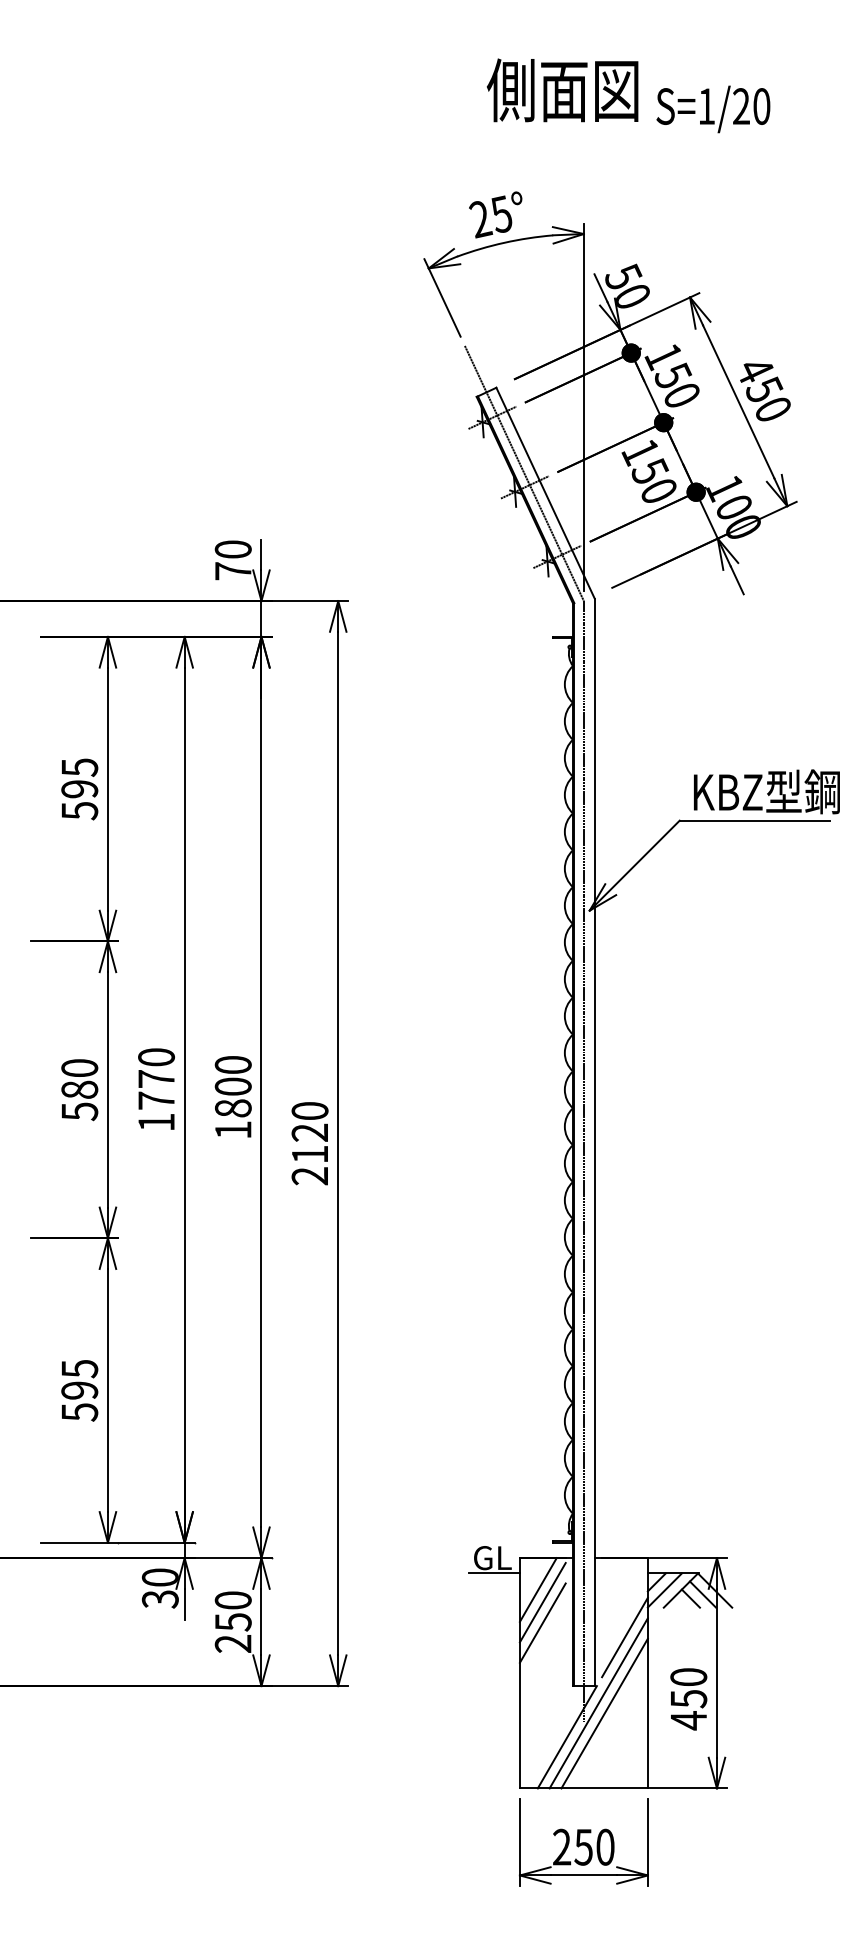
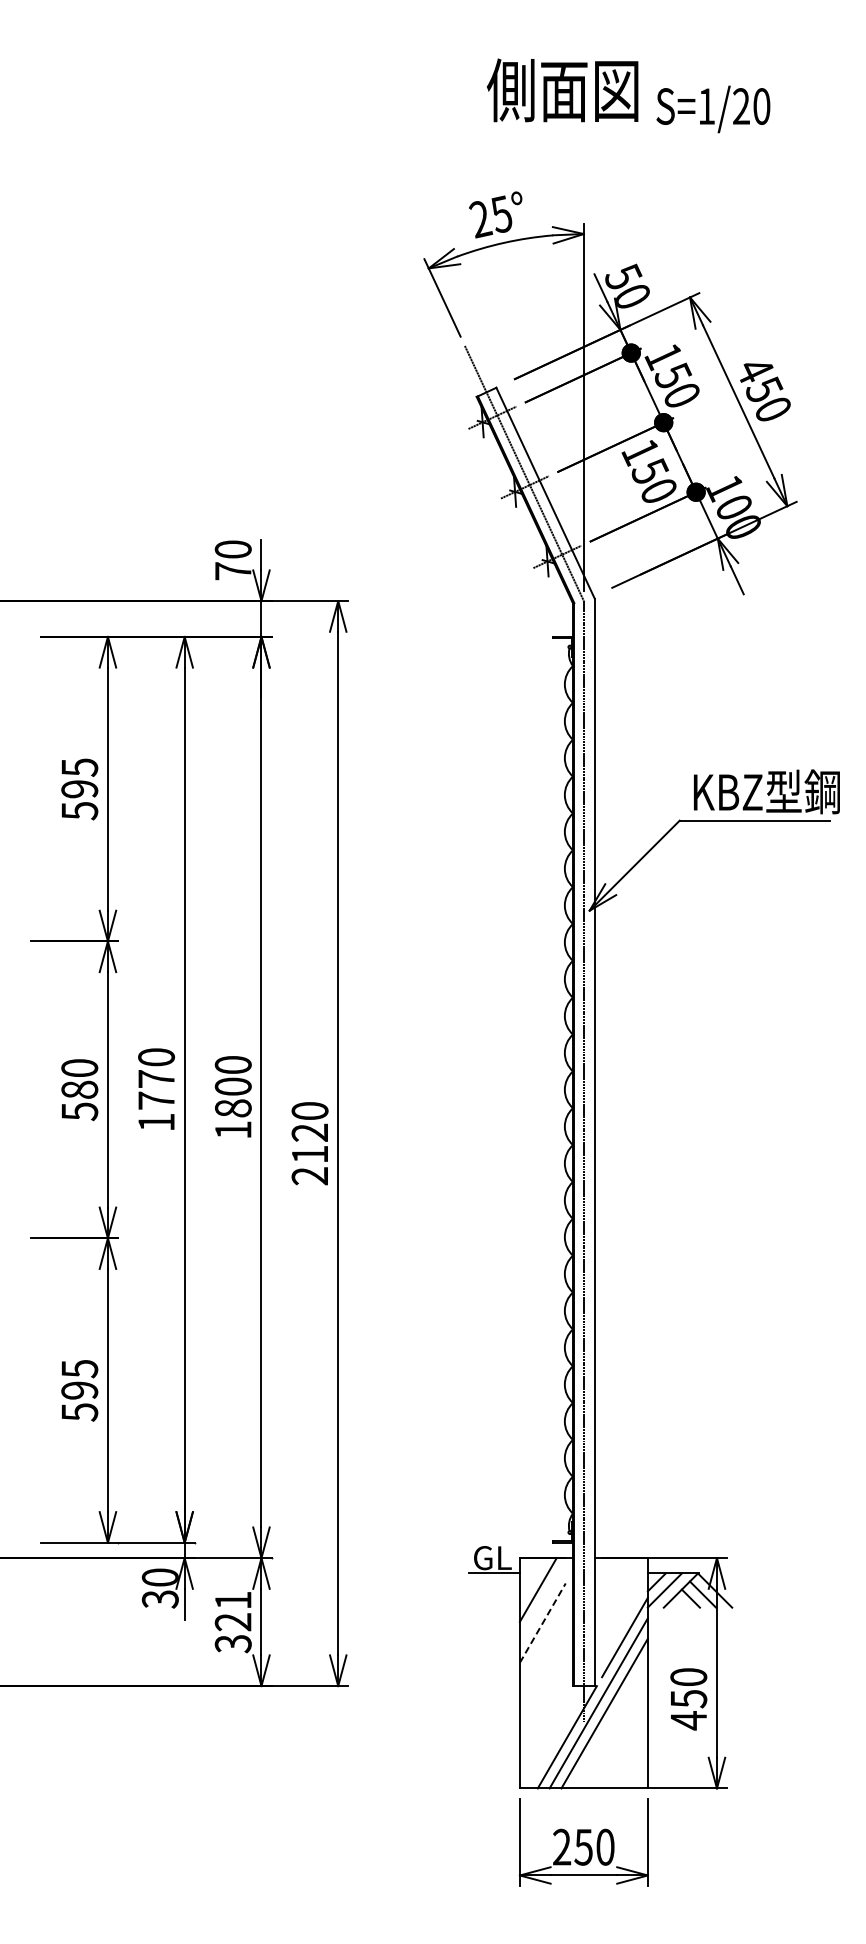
line: present -> none (542, 1602)
text: 250 -> 321 (232, 1622)
line: solid -> dashed (542, 1623)
